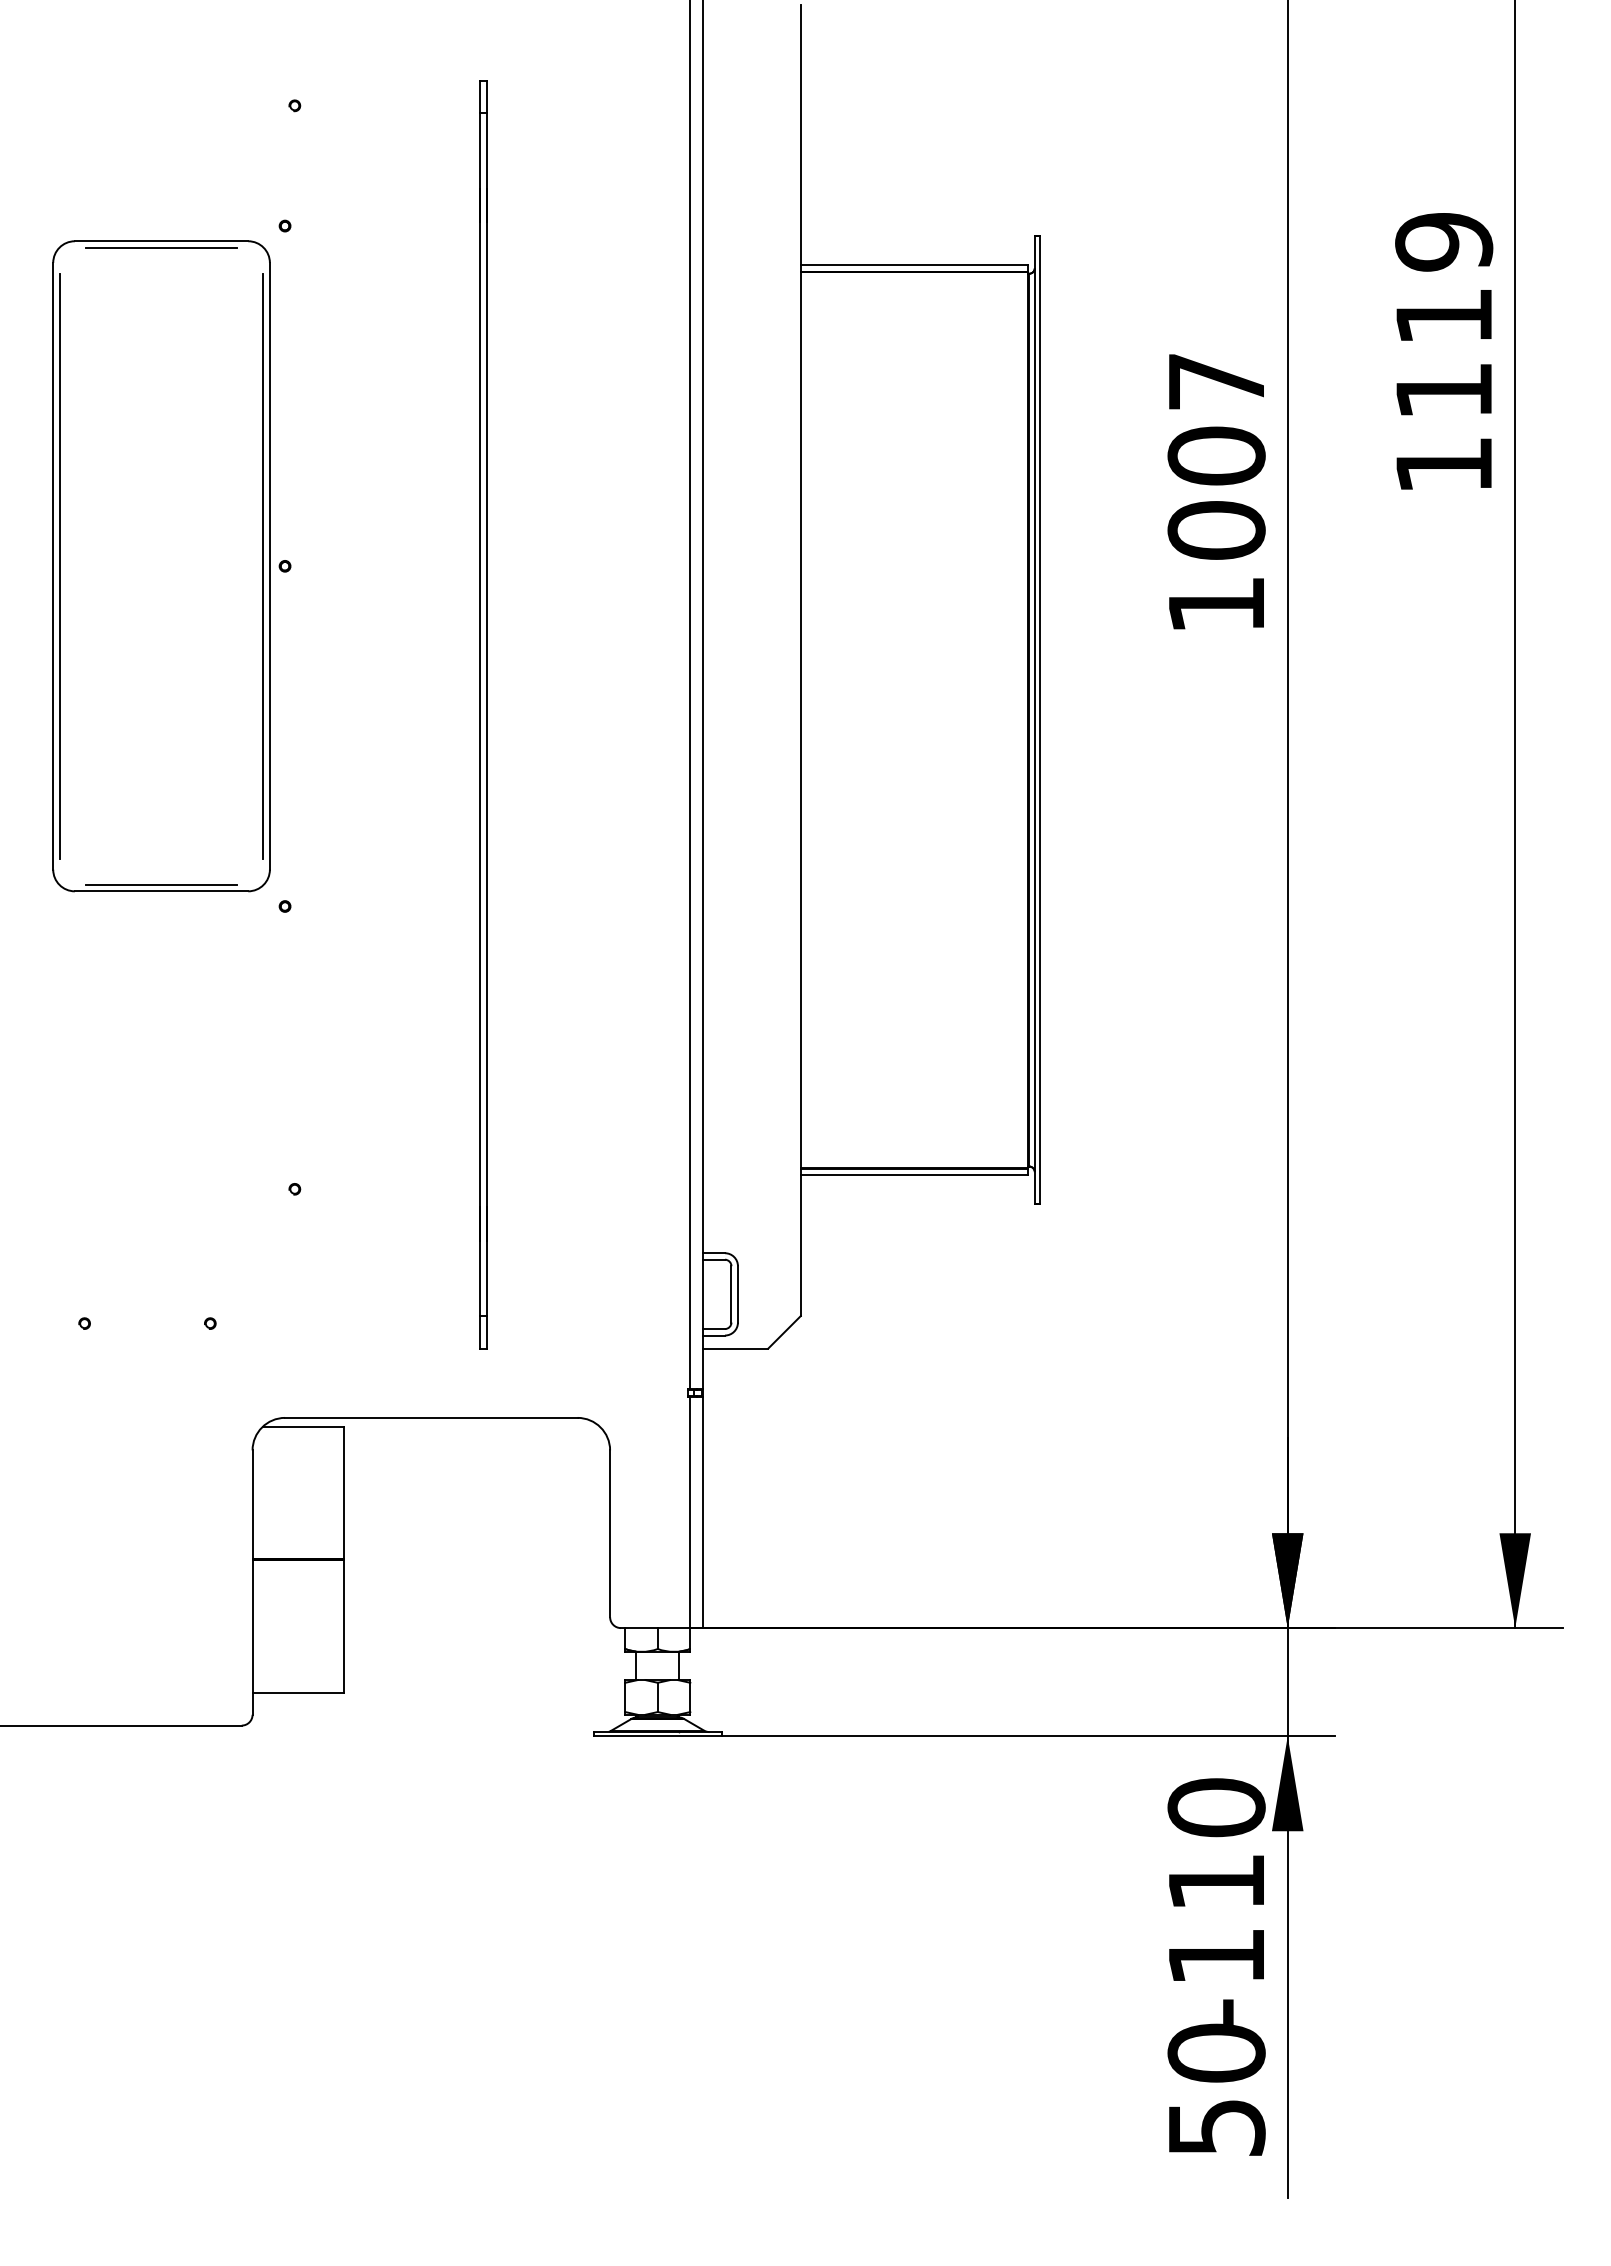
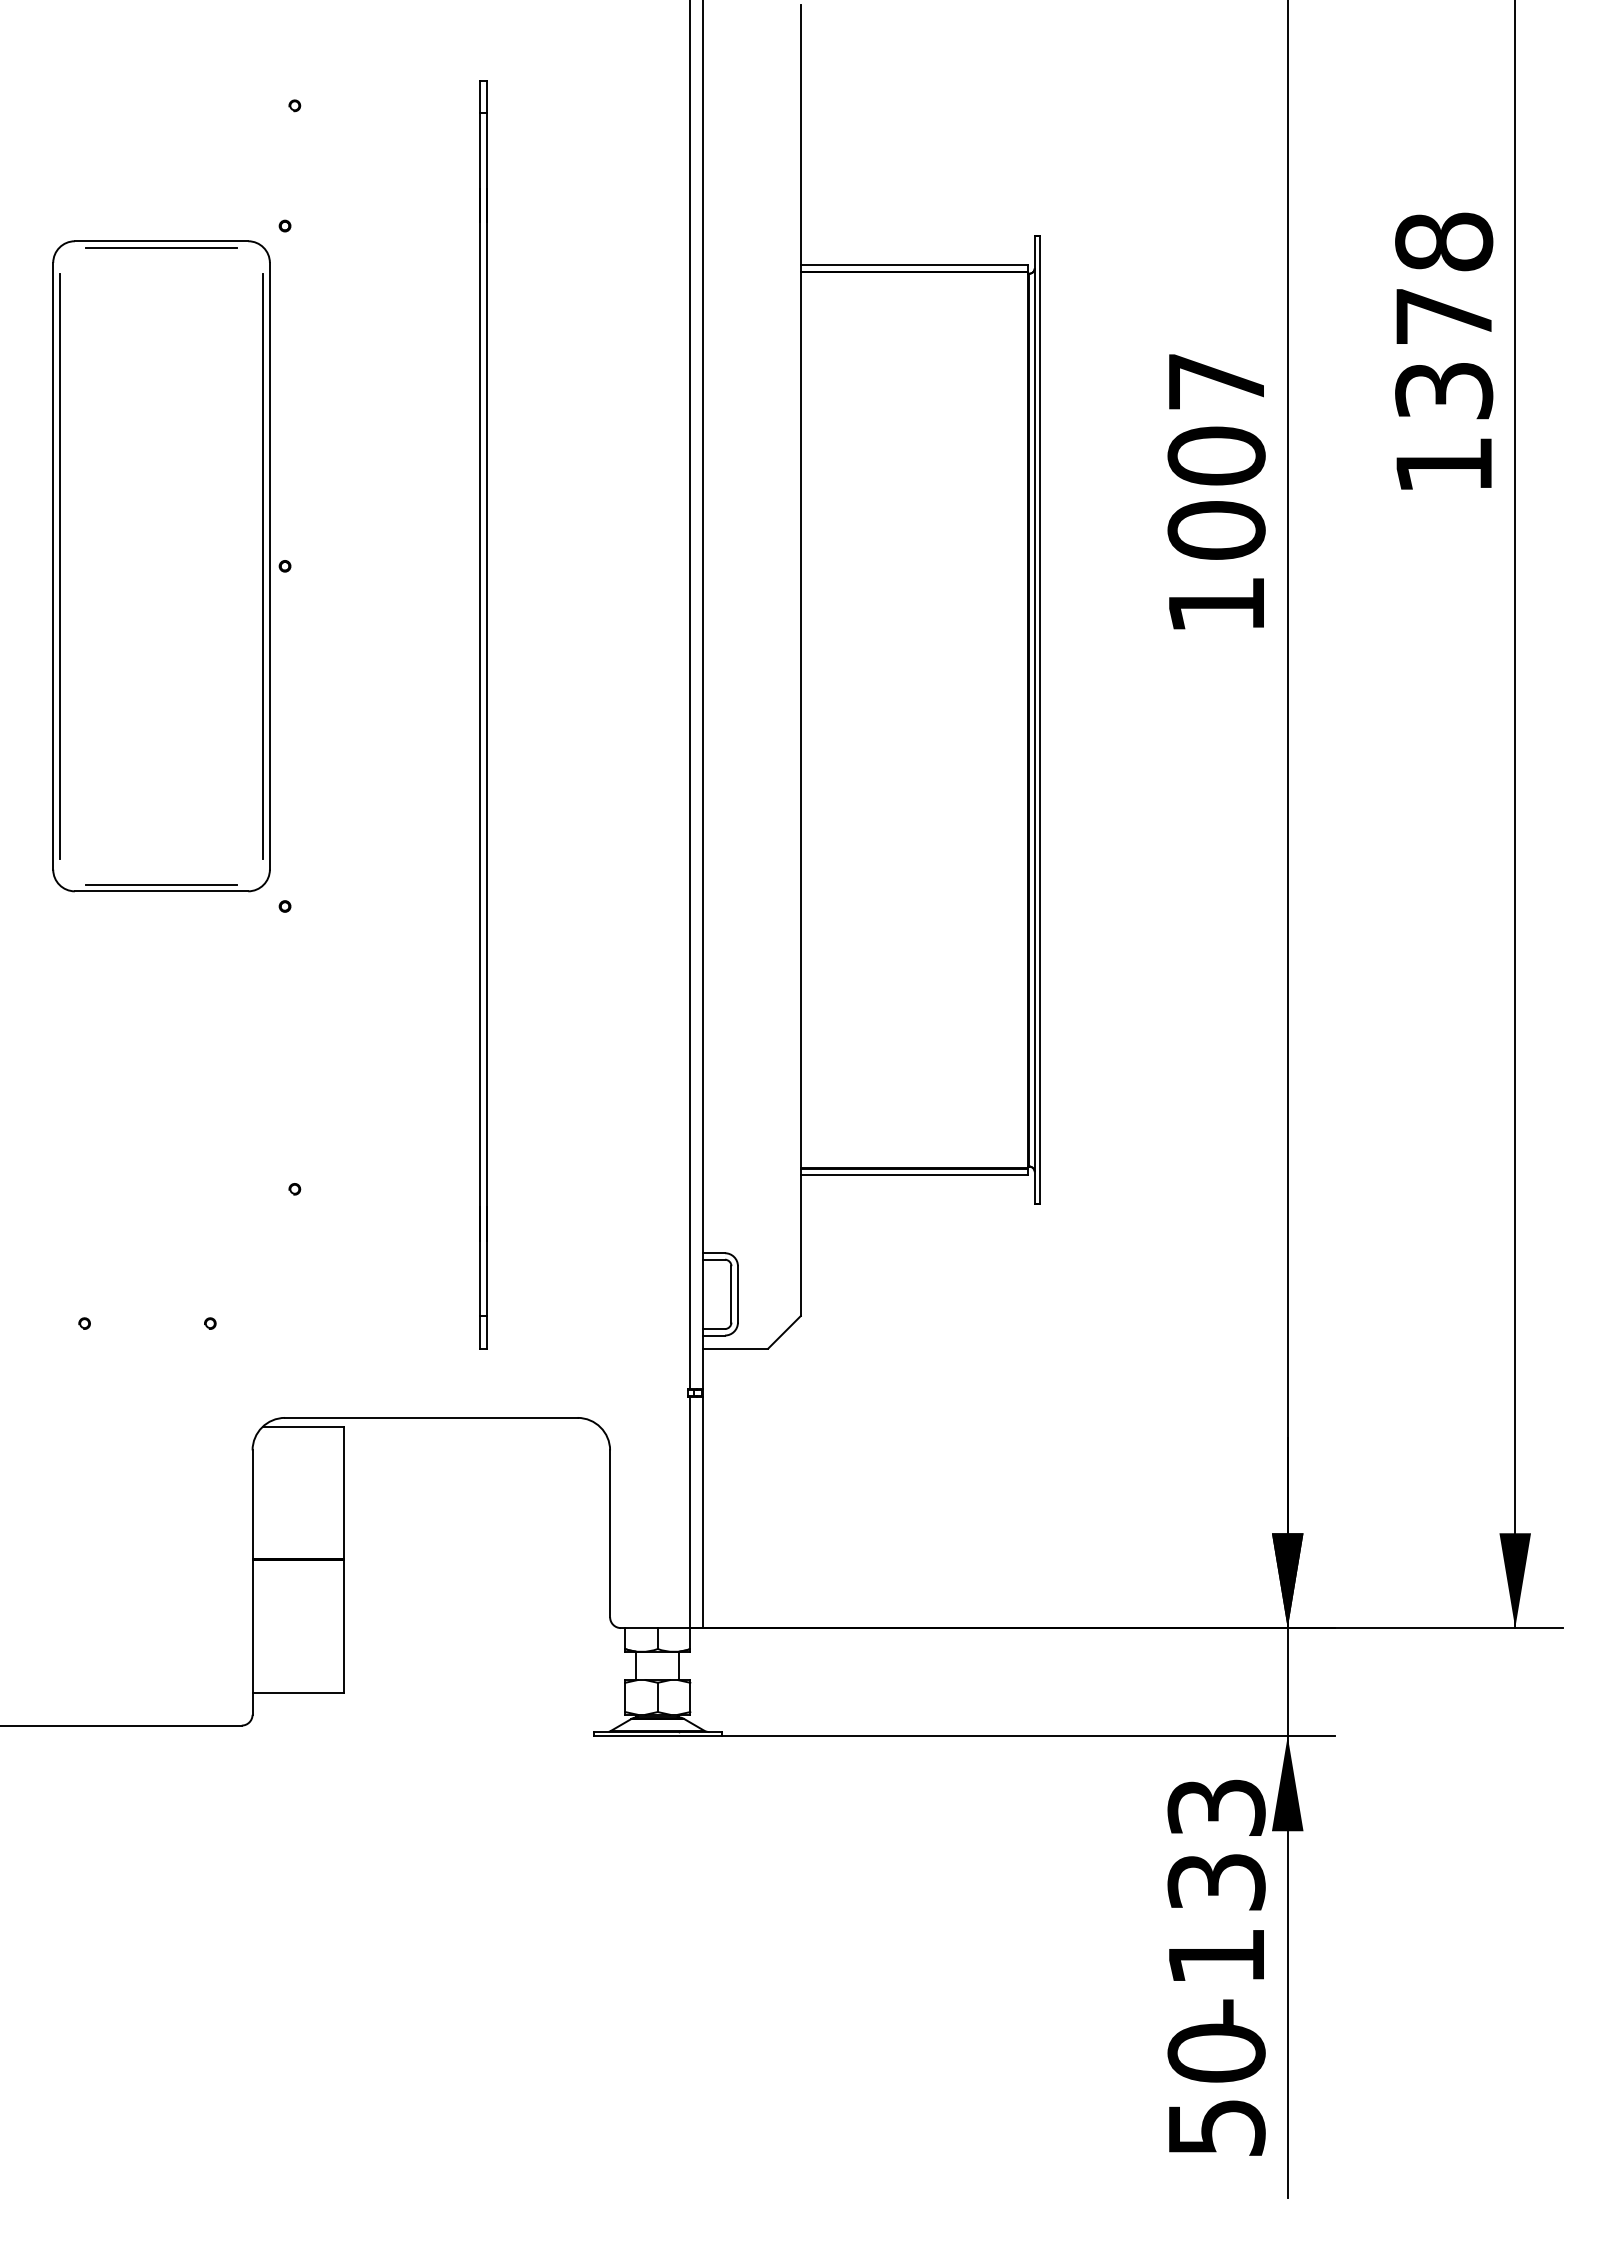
text: 1119 -> 1378 (1444, 315)
text: -110 -> -133 (1216, 1844)
